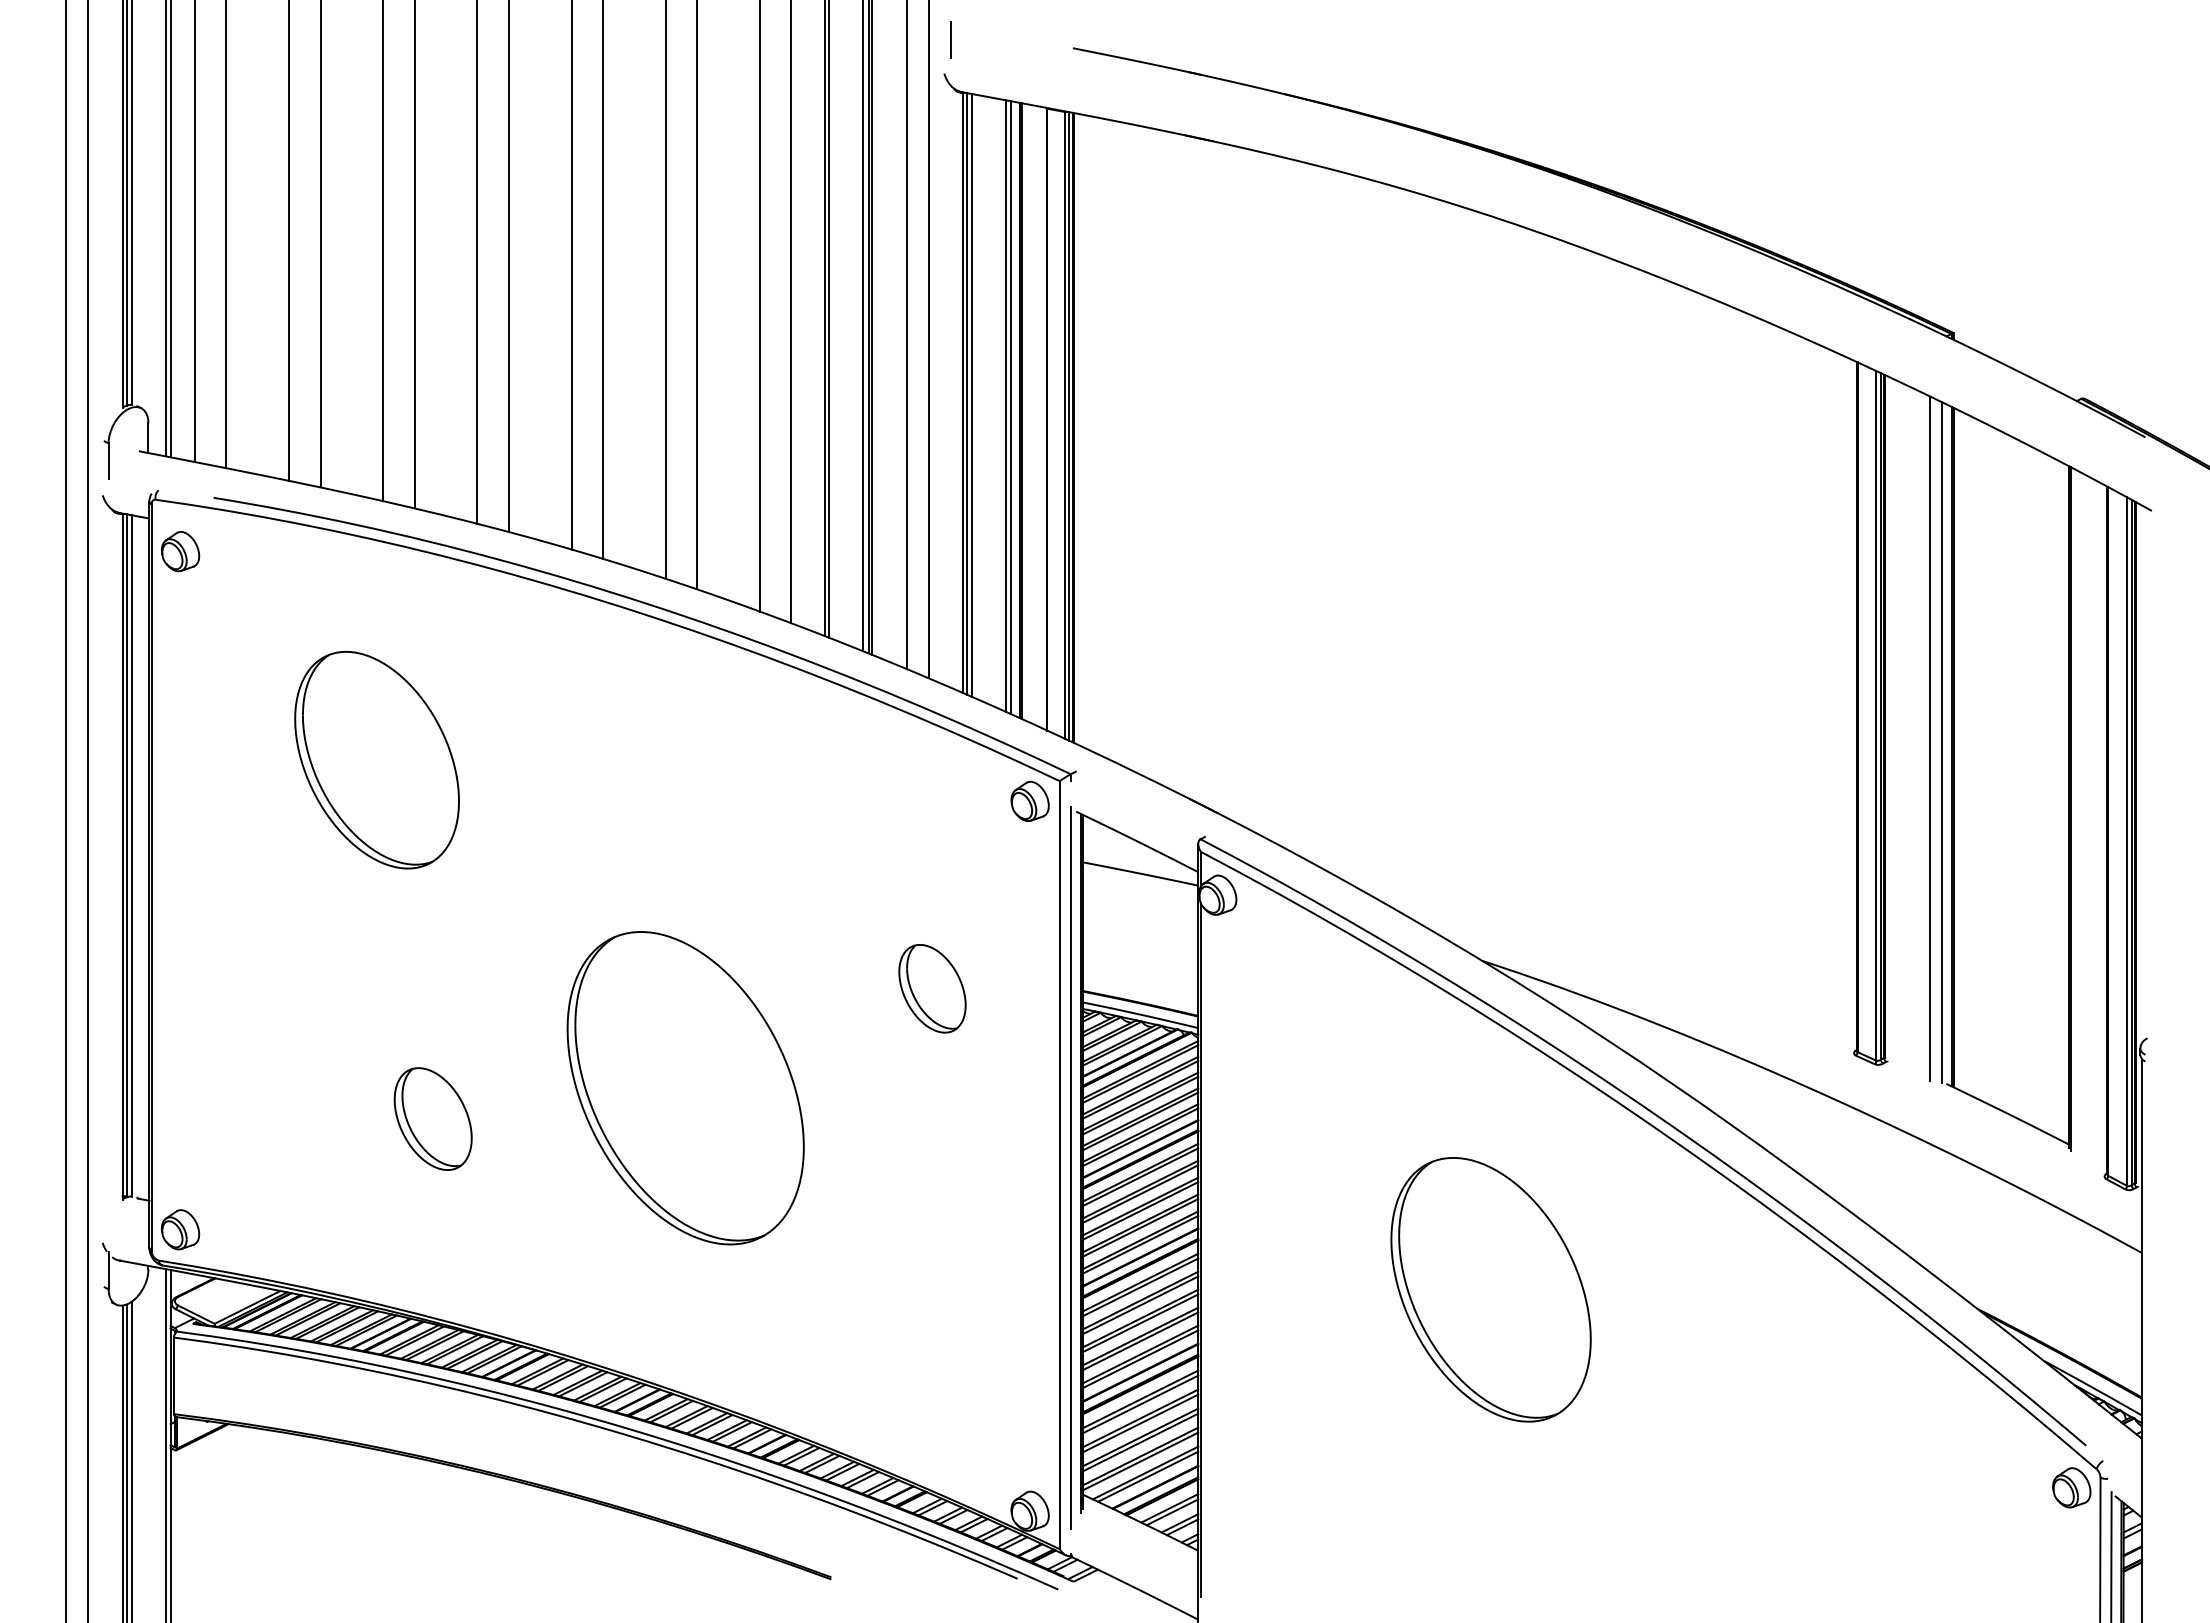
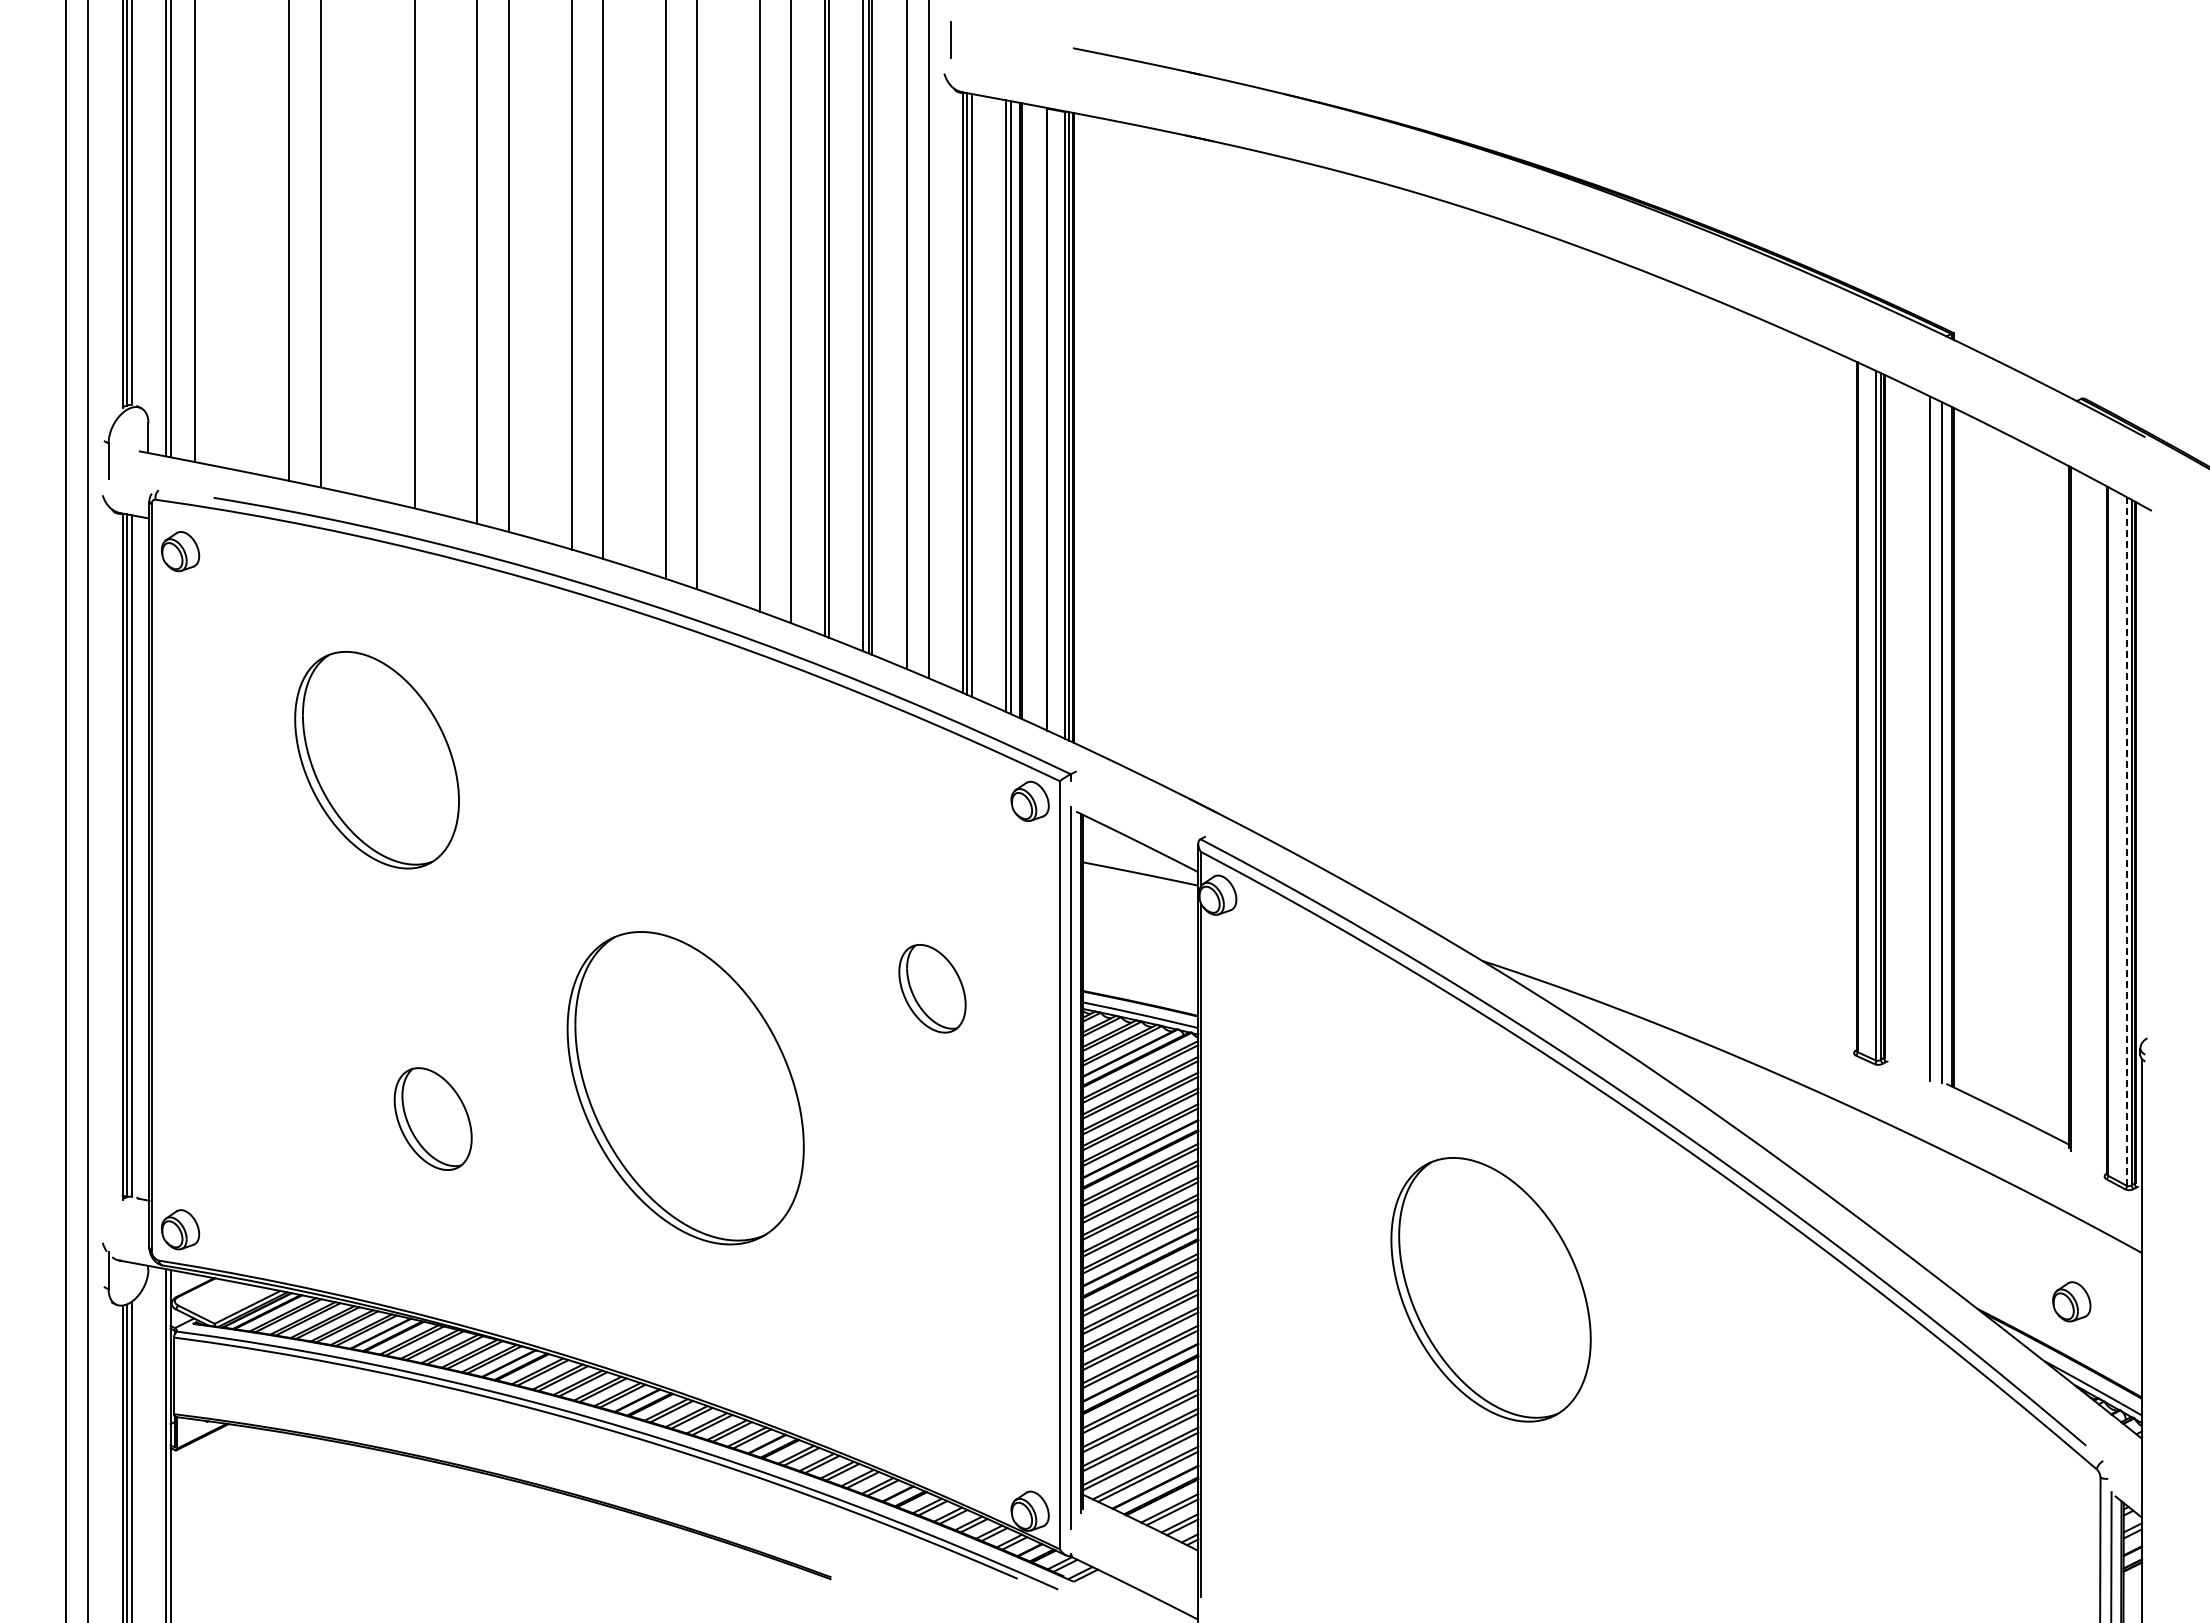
line: present -> none (226, 235)
line: present -> none (383, 251)
line: solid -> dashed (2127, 841)
part position: (2071, 1487) -> (2071, 1301) (2071, 1301)
